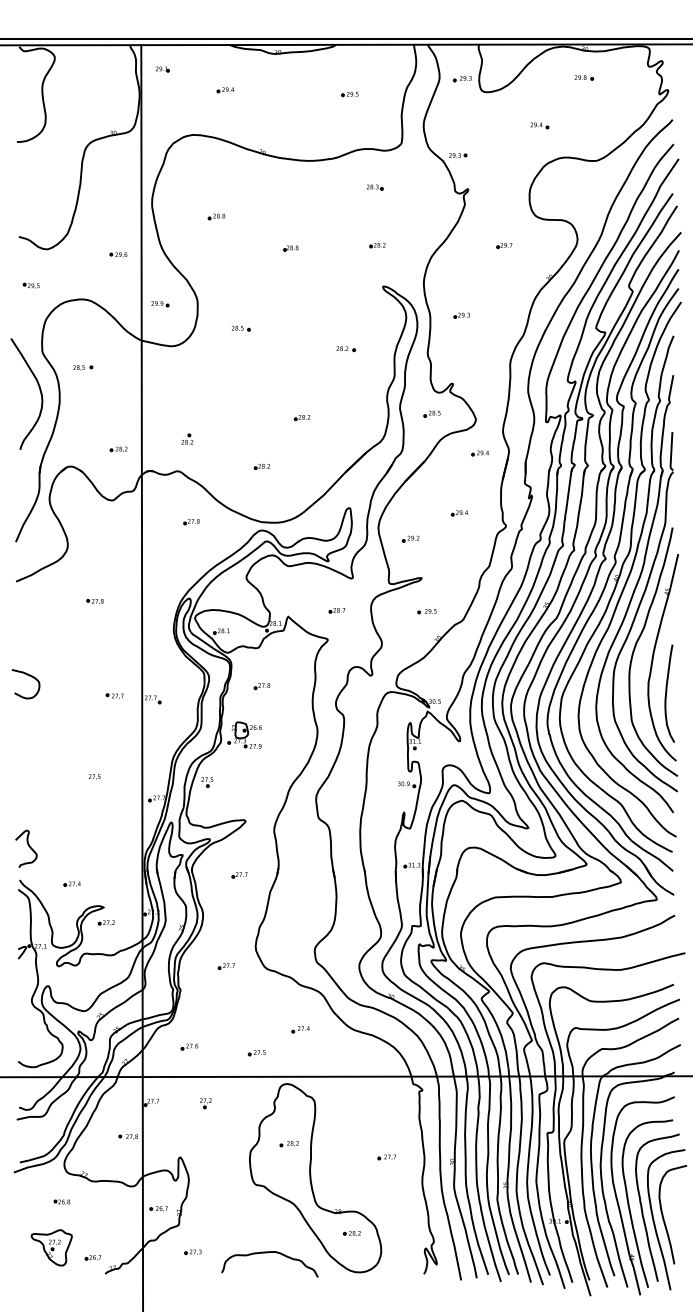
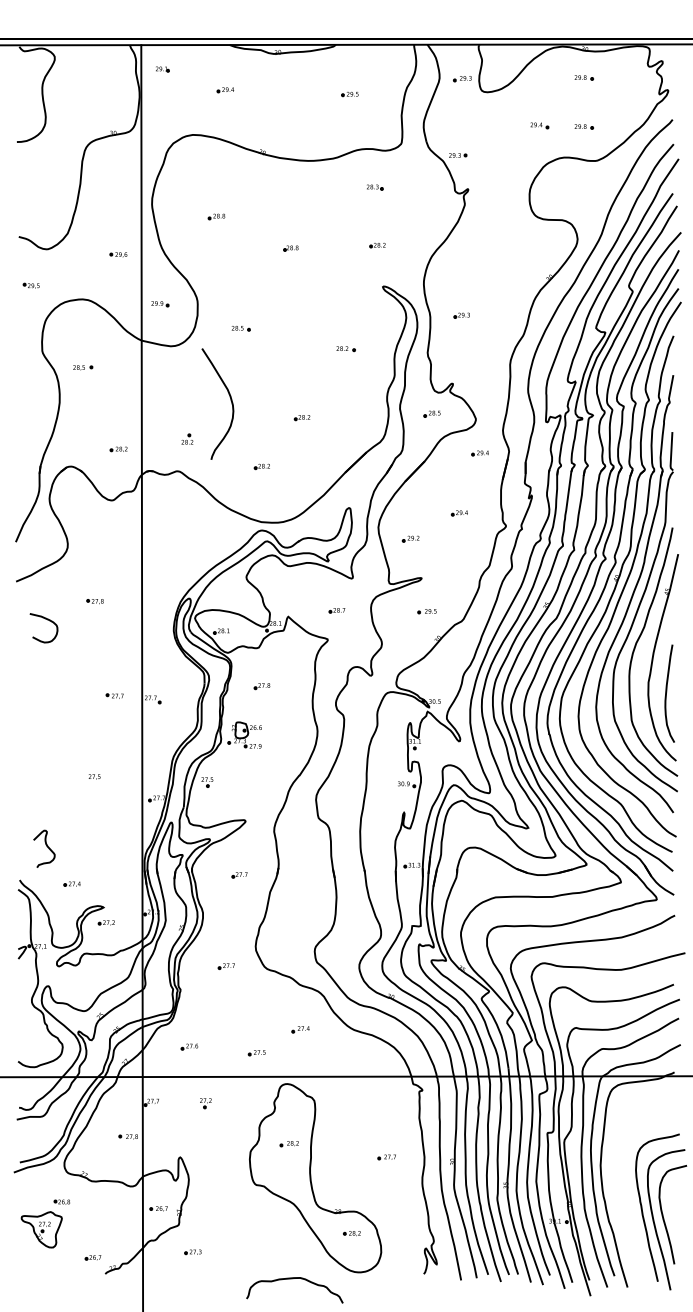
part: none -> present (583, 126)
part: present -> none (504, 246)
curve position: (39, 390) -> (230, 400) (230, 400)
part: present -> none (191, 522)
curve position: (29, 676) -> (47, 620) (47, 620)
curve position: (28, 846) -> (46, 846) (46, 846)
part: present -> none (628, 1196)
part position: (51, 1247) -> (41, 1229) (41, 1229)
curve position: (268, 1253) -> (293, 1279) (293, 1279)
